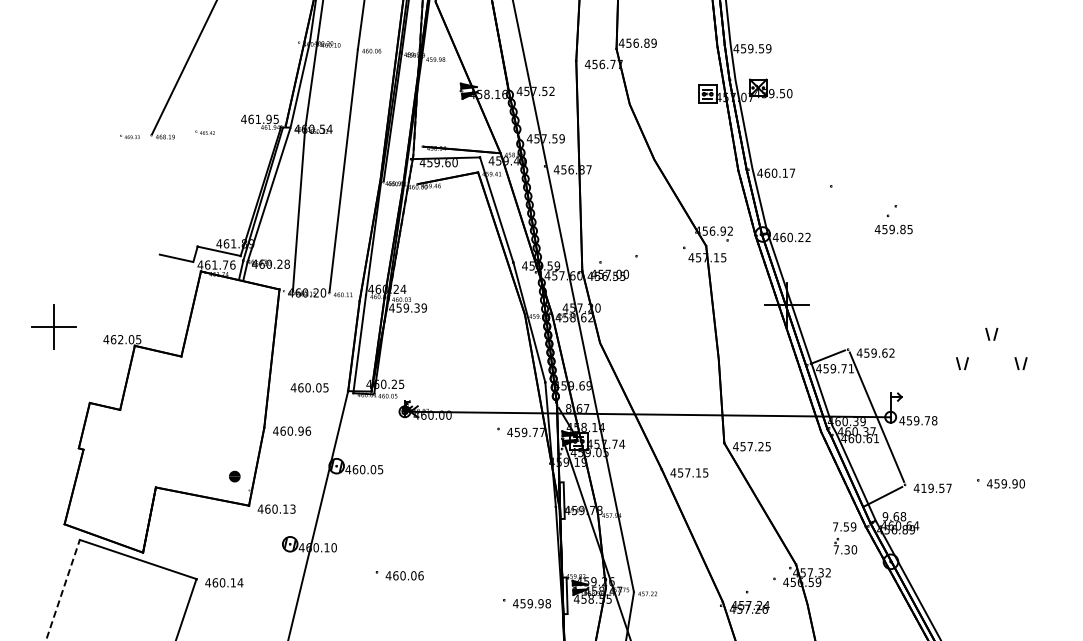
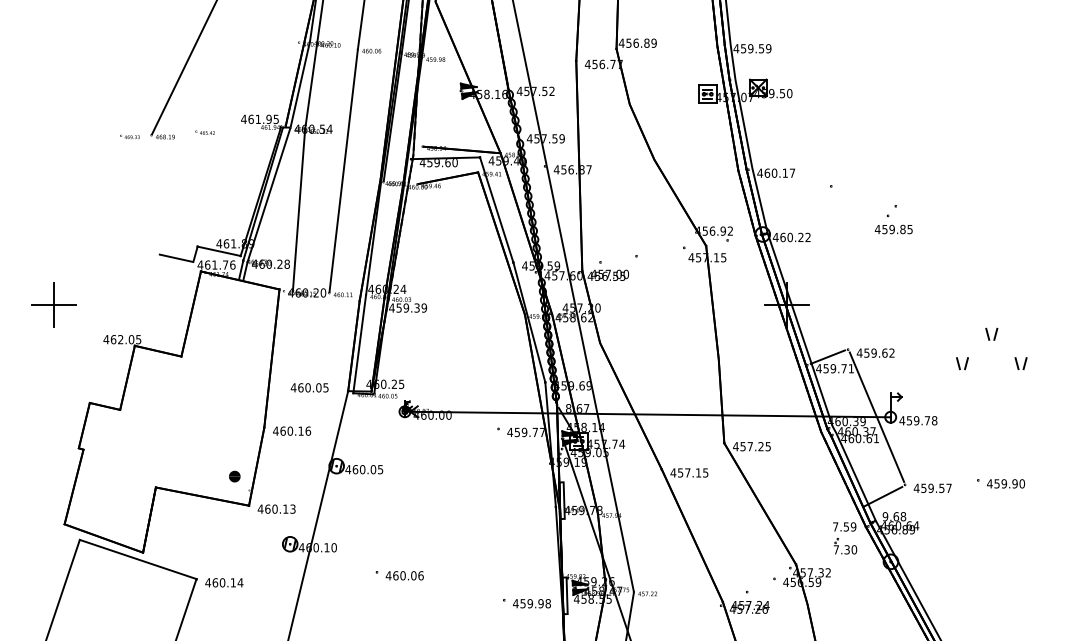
part position: (53, 326) -> (53, 304) (53, 304)
text: 460.96 -> 460.16 (300, 430)
text: 419.57 -> 459.57 (923, 487)
line: dashed -> solid (62, 590)
